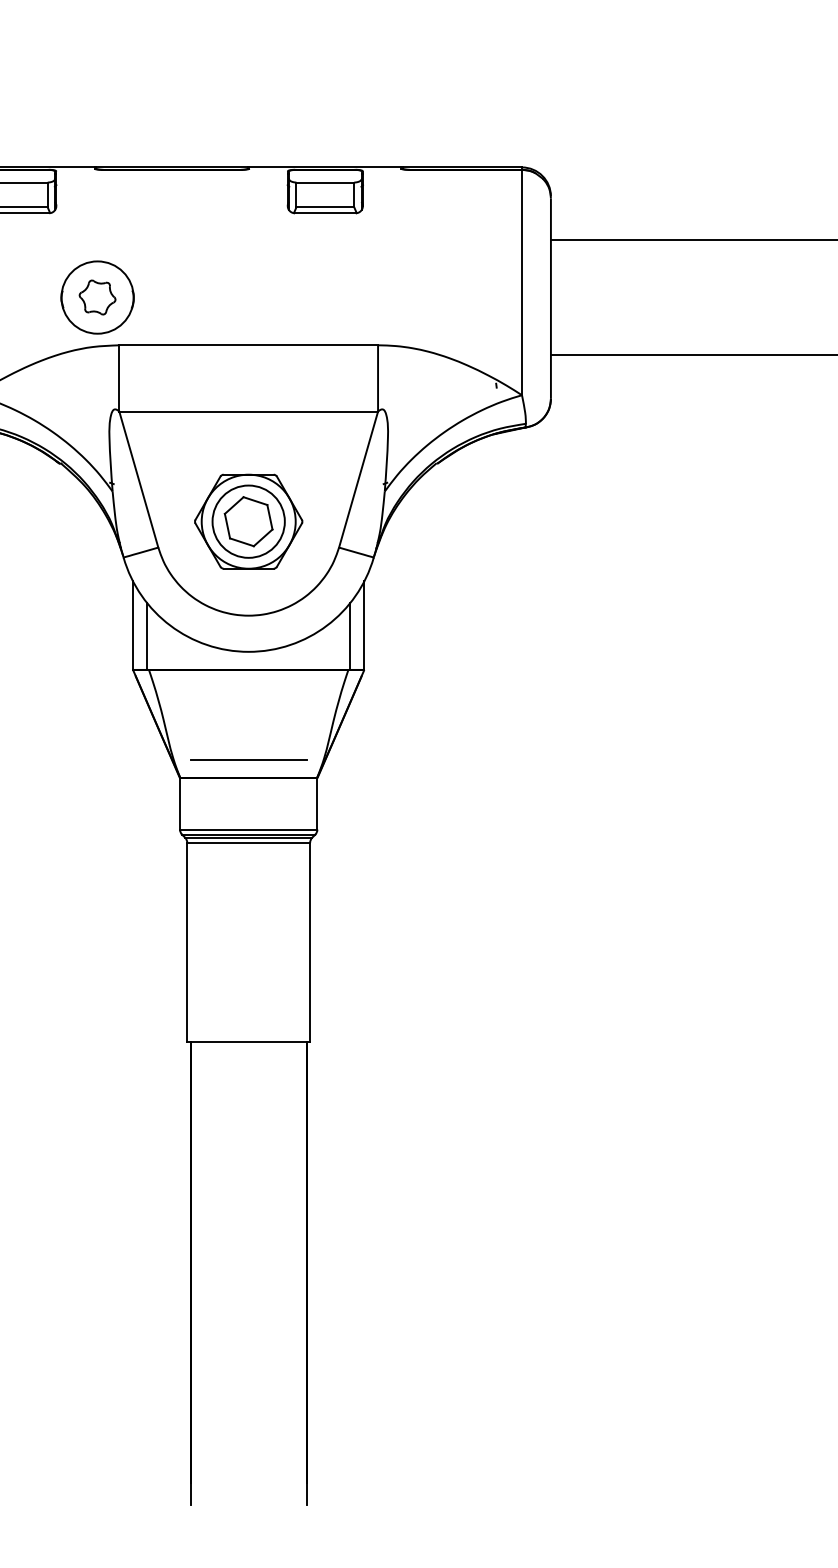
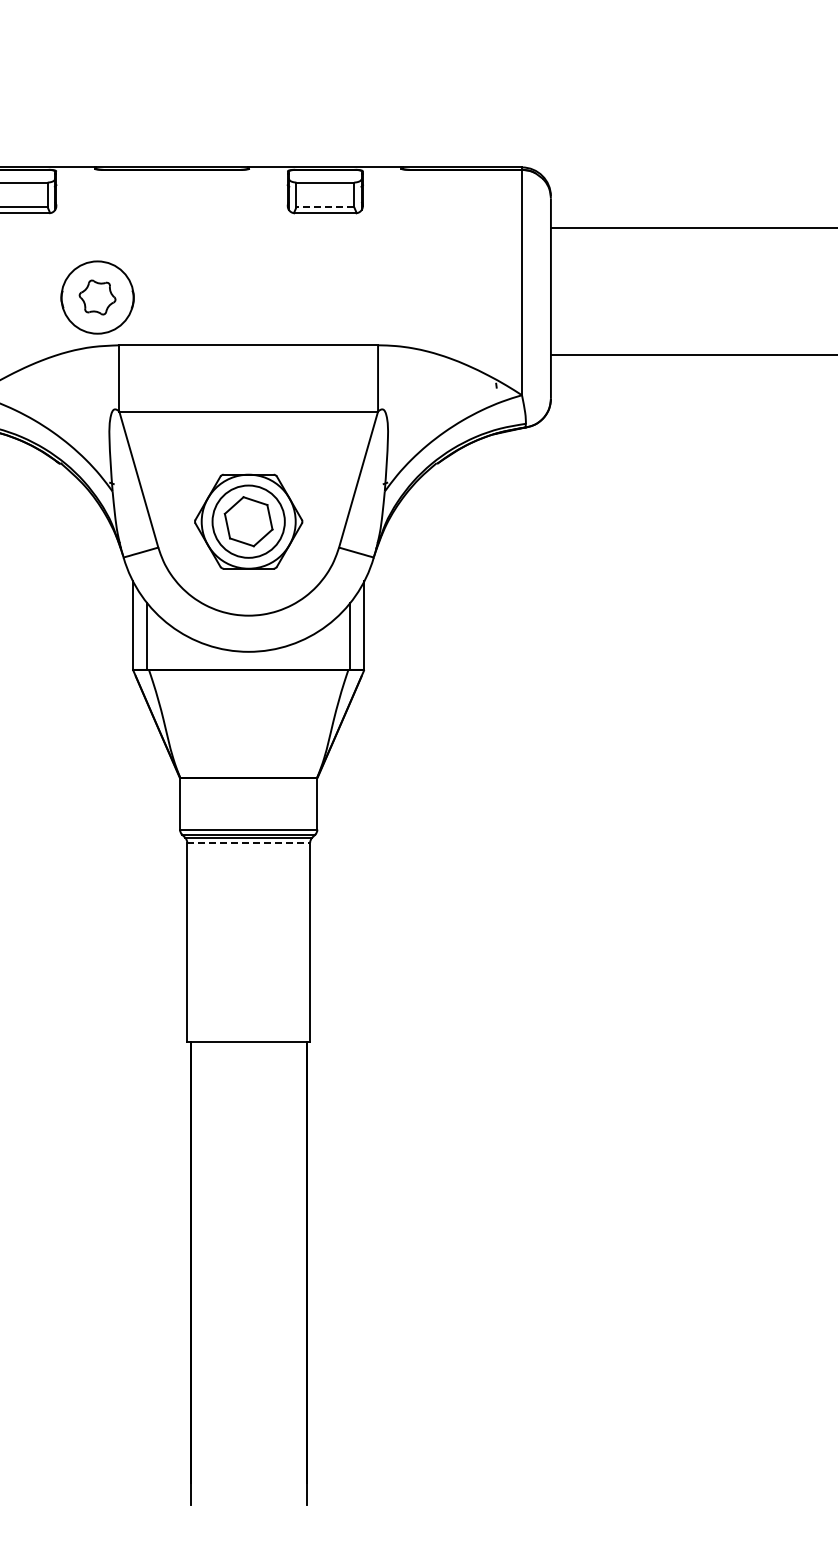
line: solid -> dashed (325, 207)
line position: (692, 239) -> (692, 227) (692, 227)
line: present -> none (248, 759)
line: solid -> dashed (249, 842)
